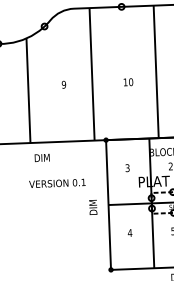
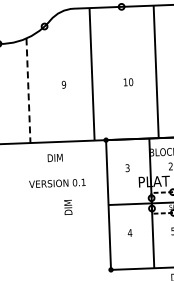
line: solid -> dashed (28, 91)
text position: (41, 158) -> (54, 158) (54, 158)
text position: (93, 206) -> (68, 206) (68, 206)
